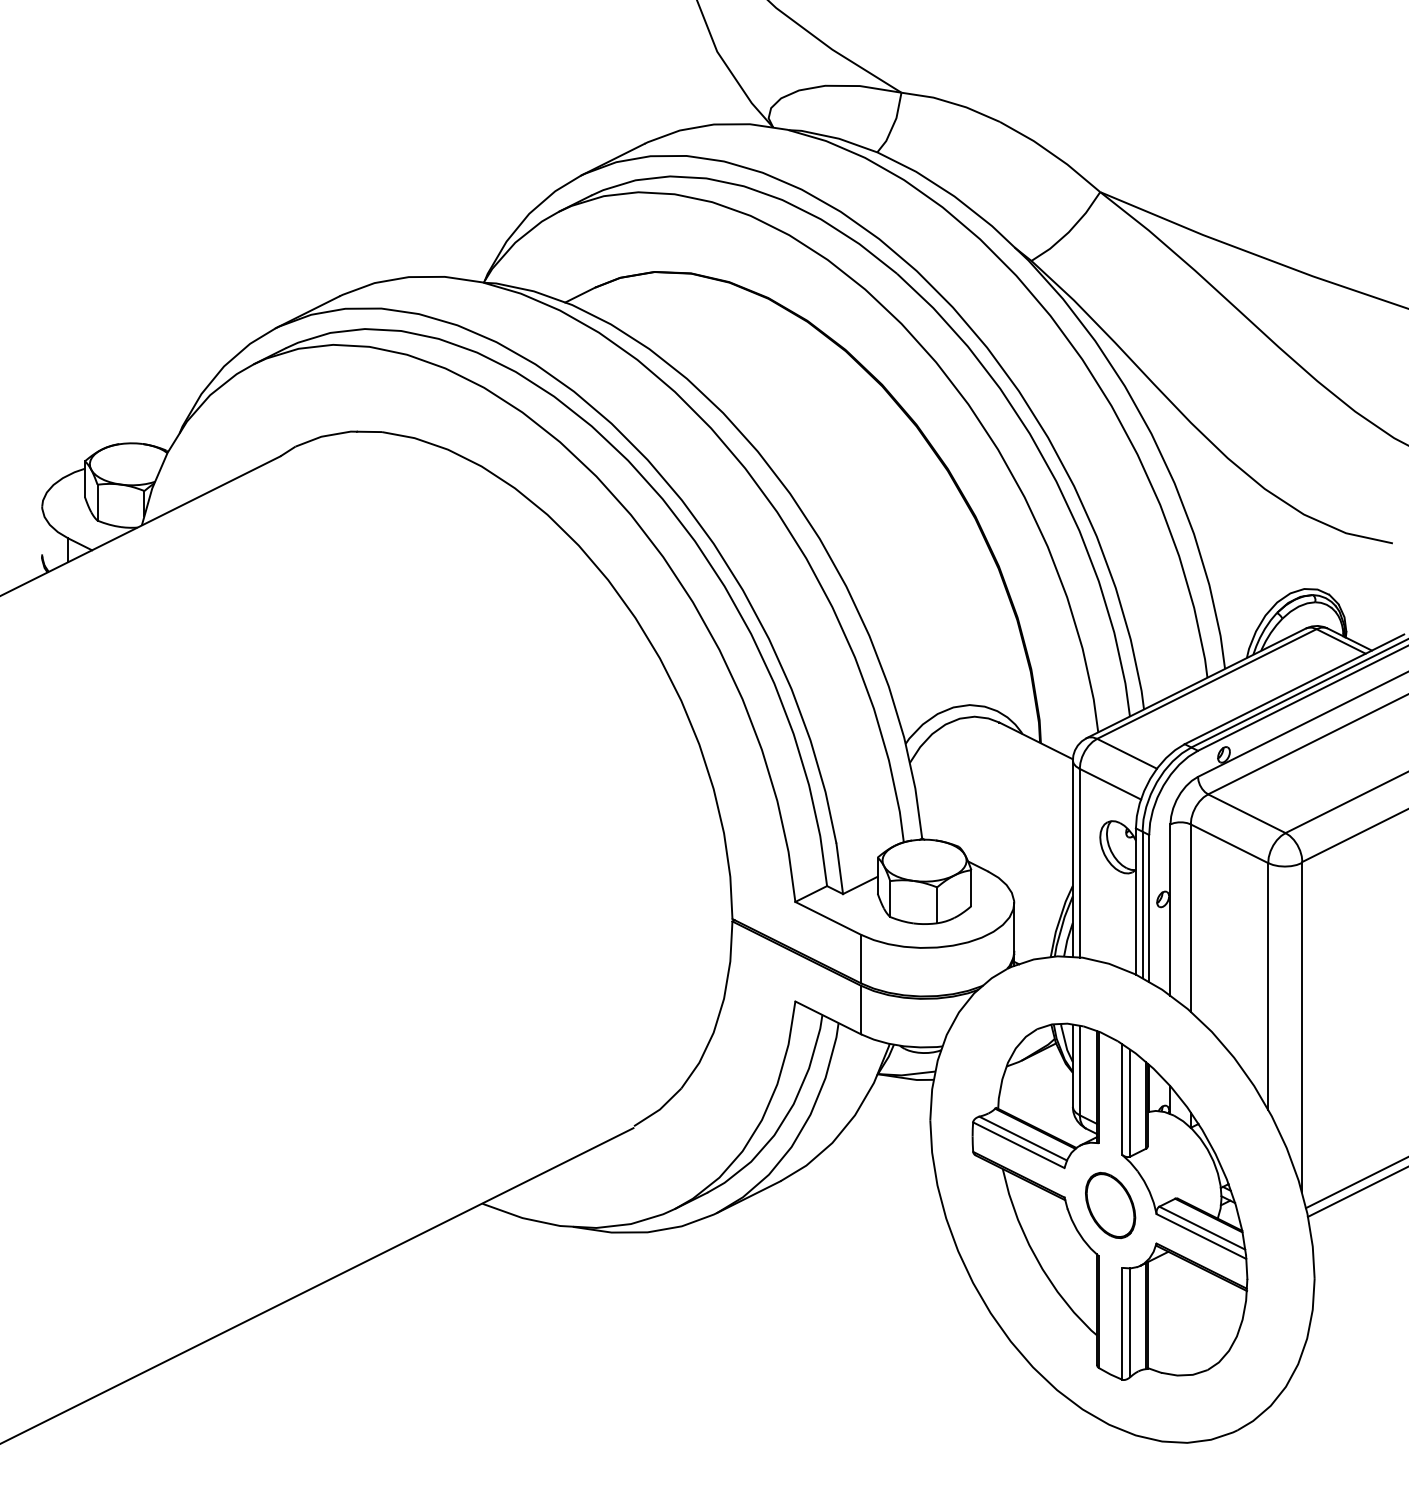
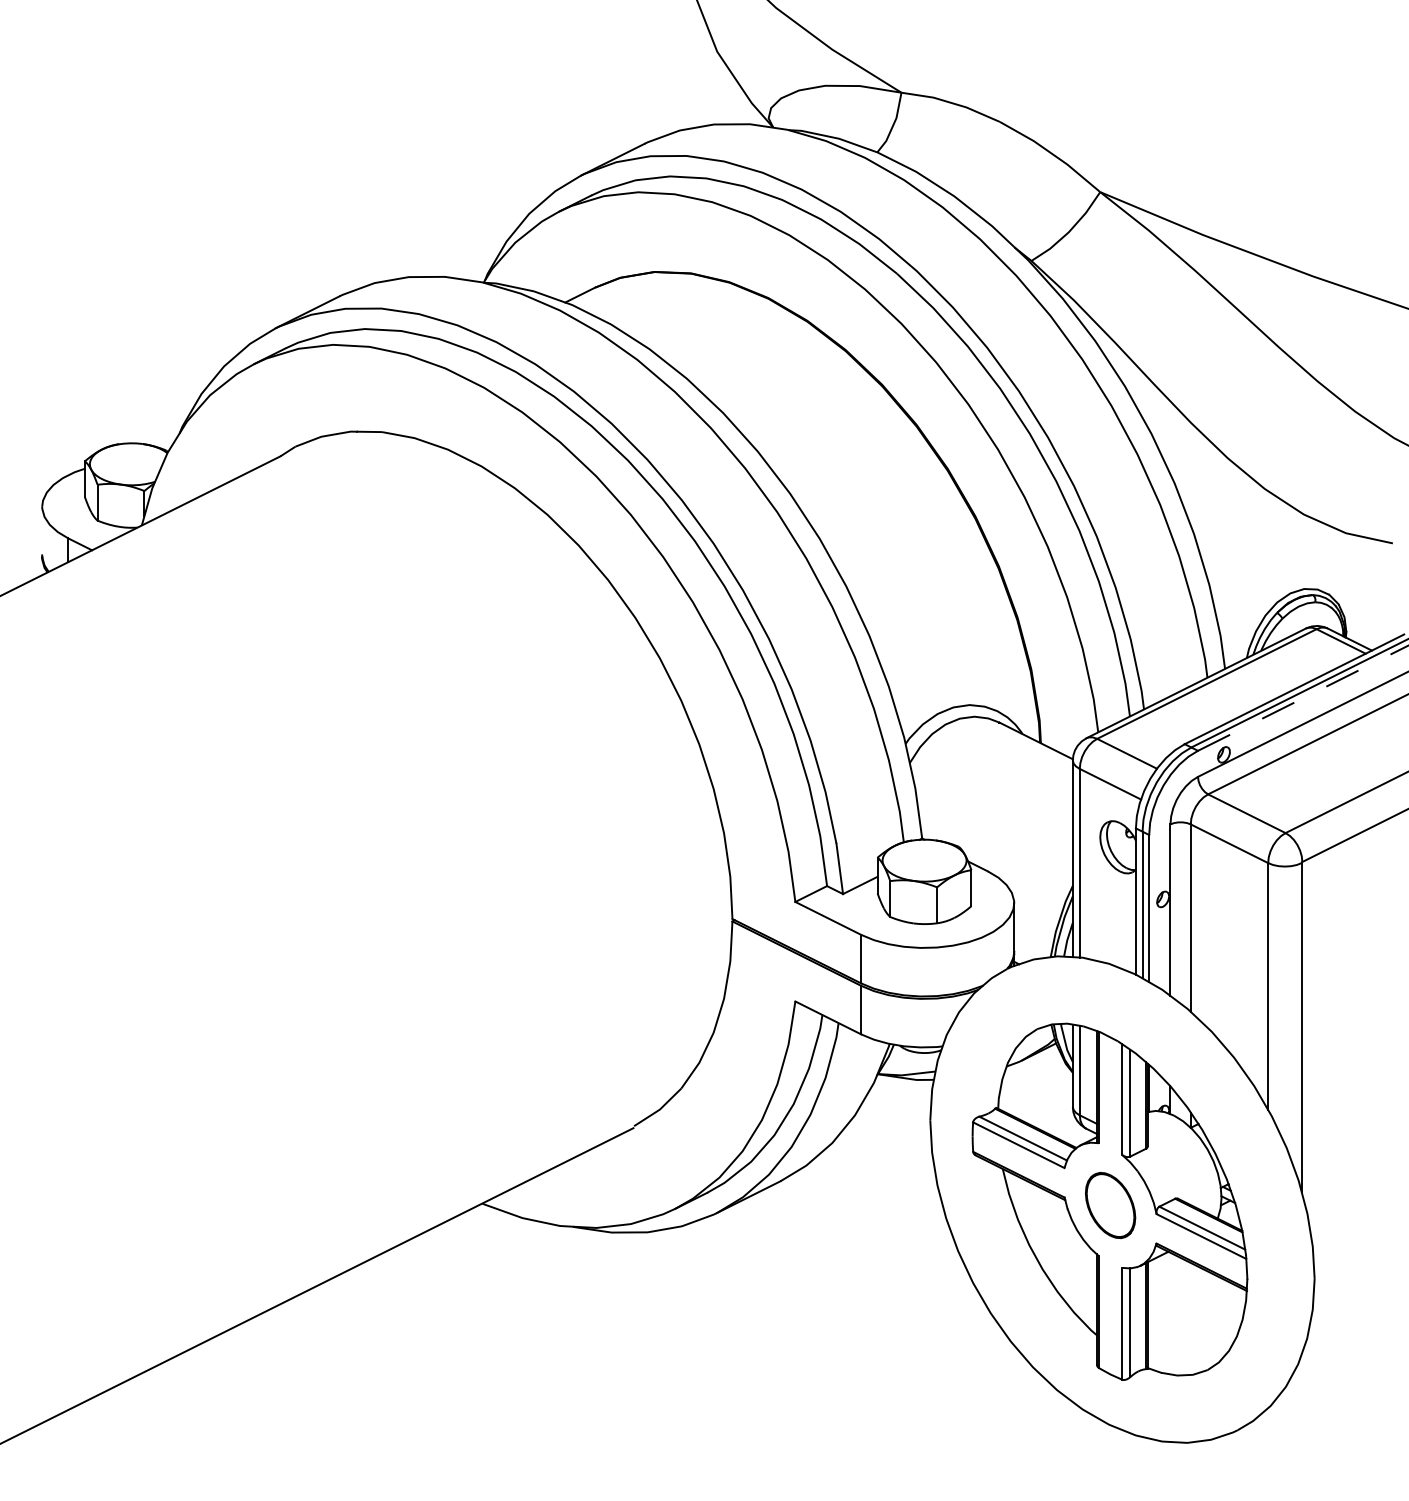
line: solid -> dashed (1303, 698)
line: present -> none (1355, 1183)
line: present -> none (1356, 1192)
